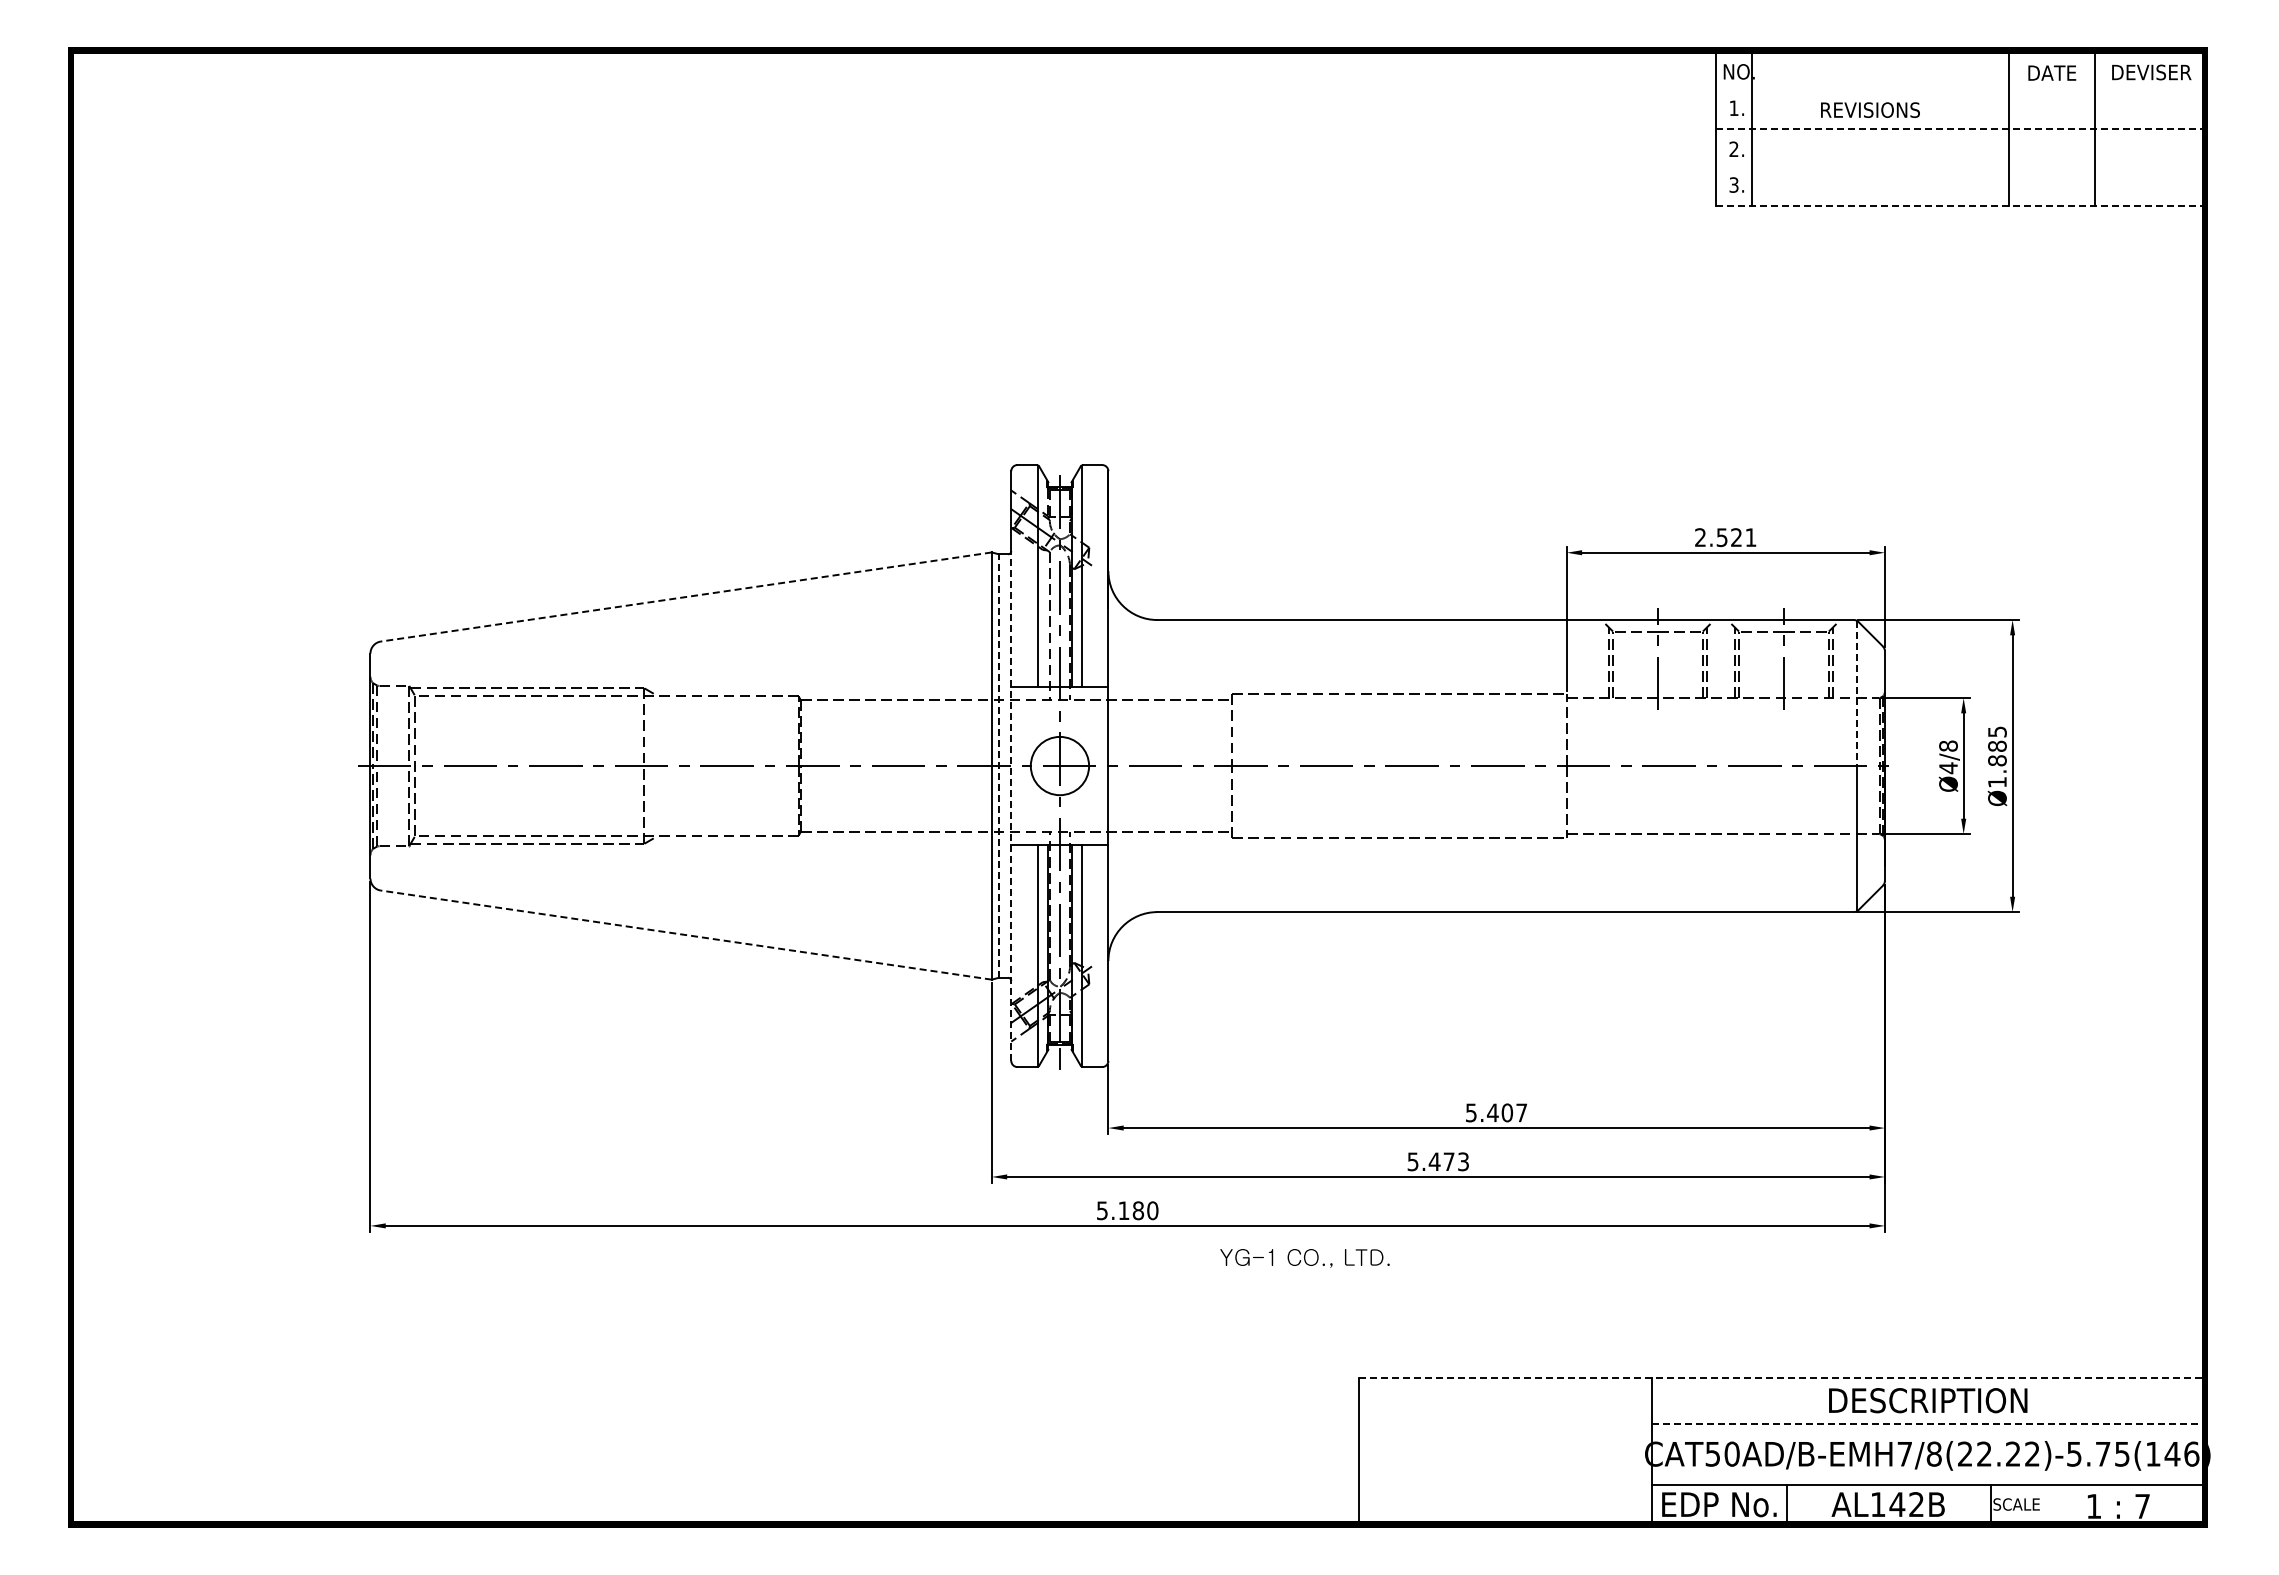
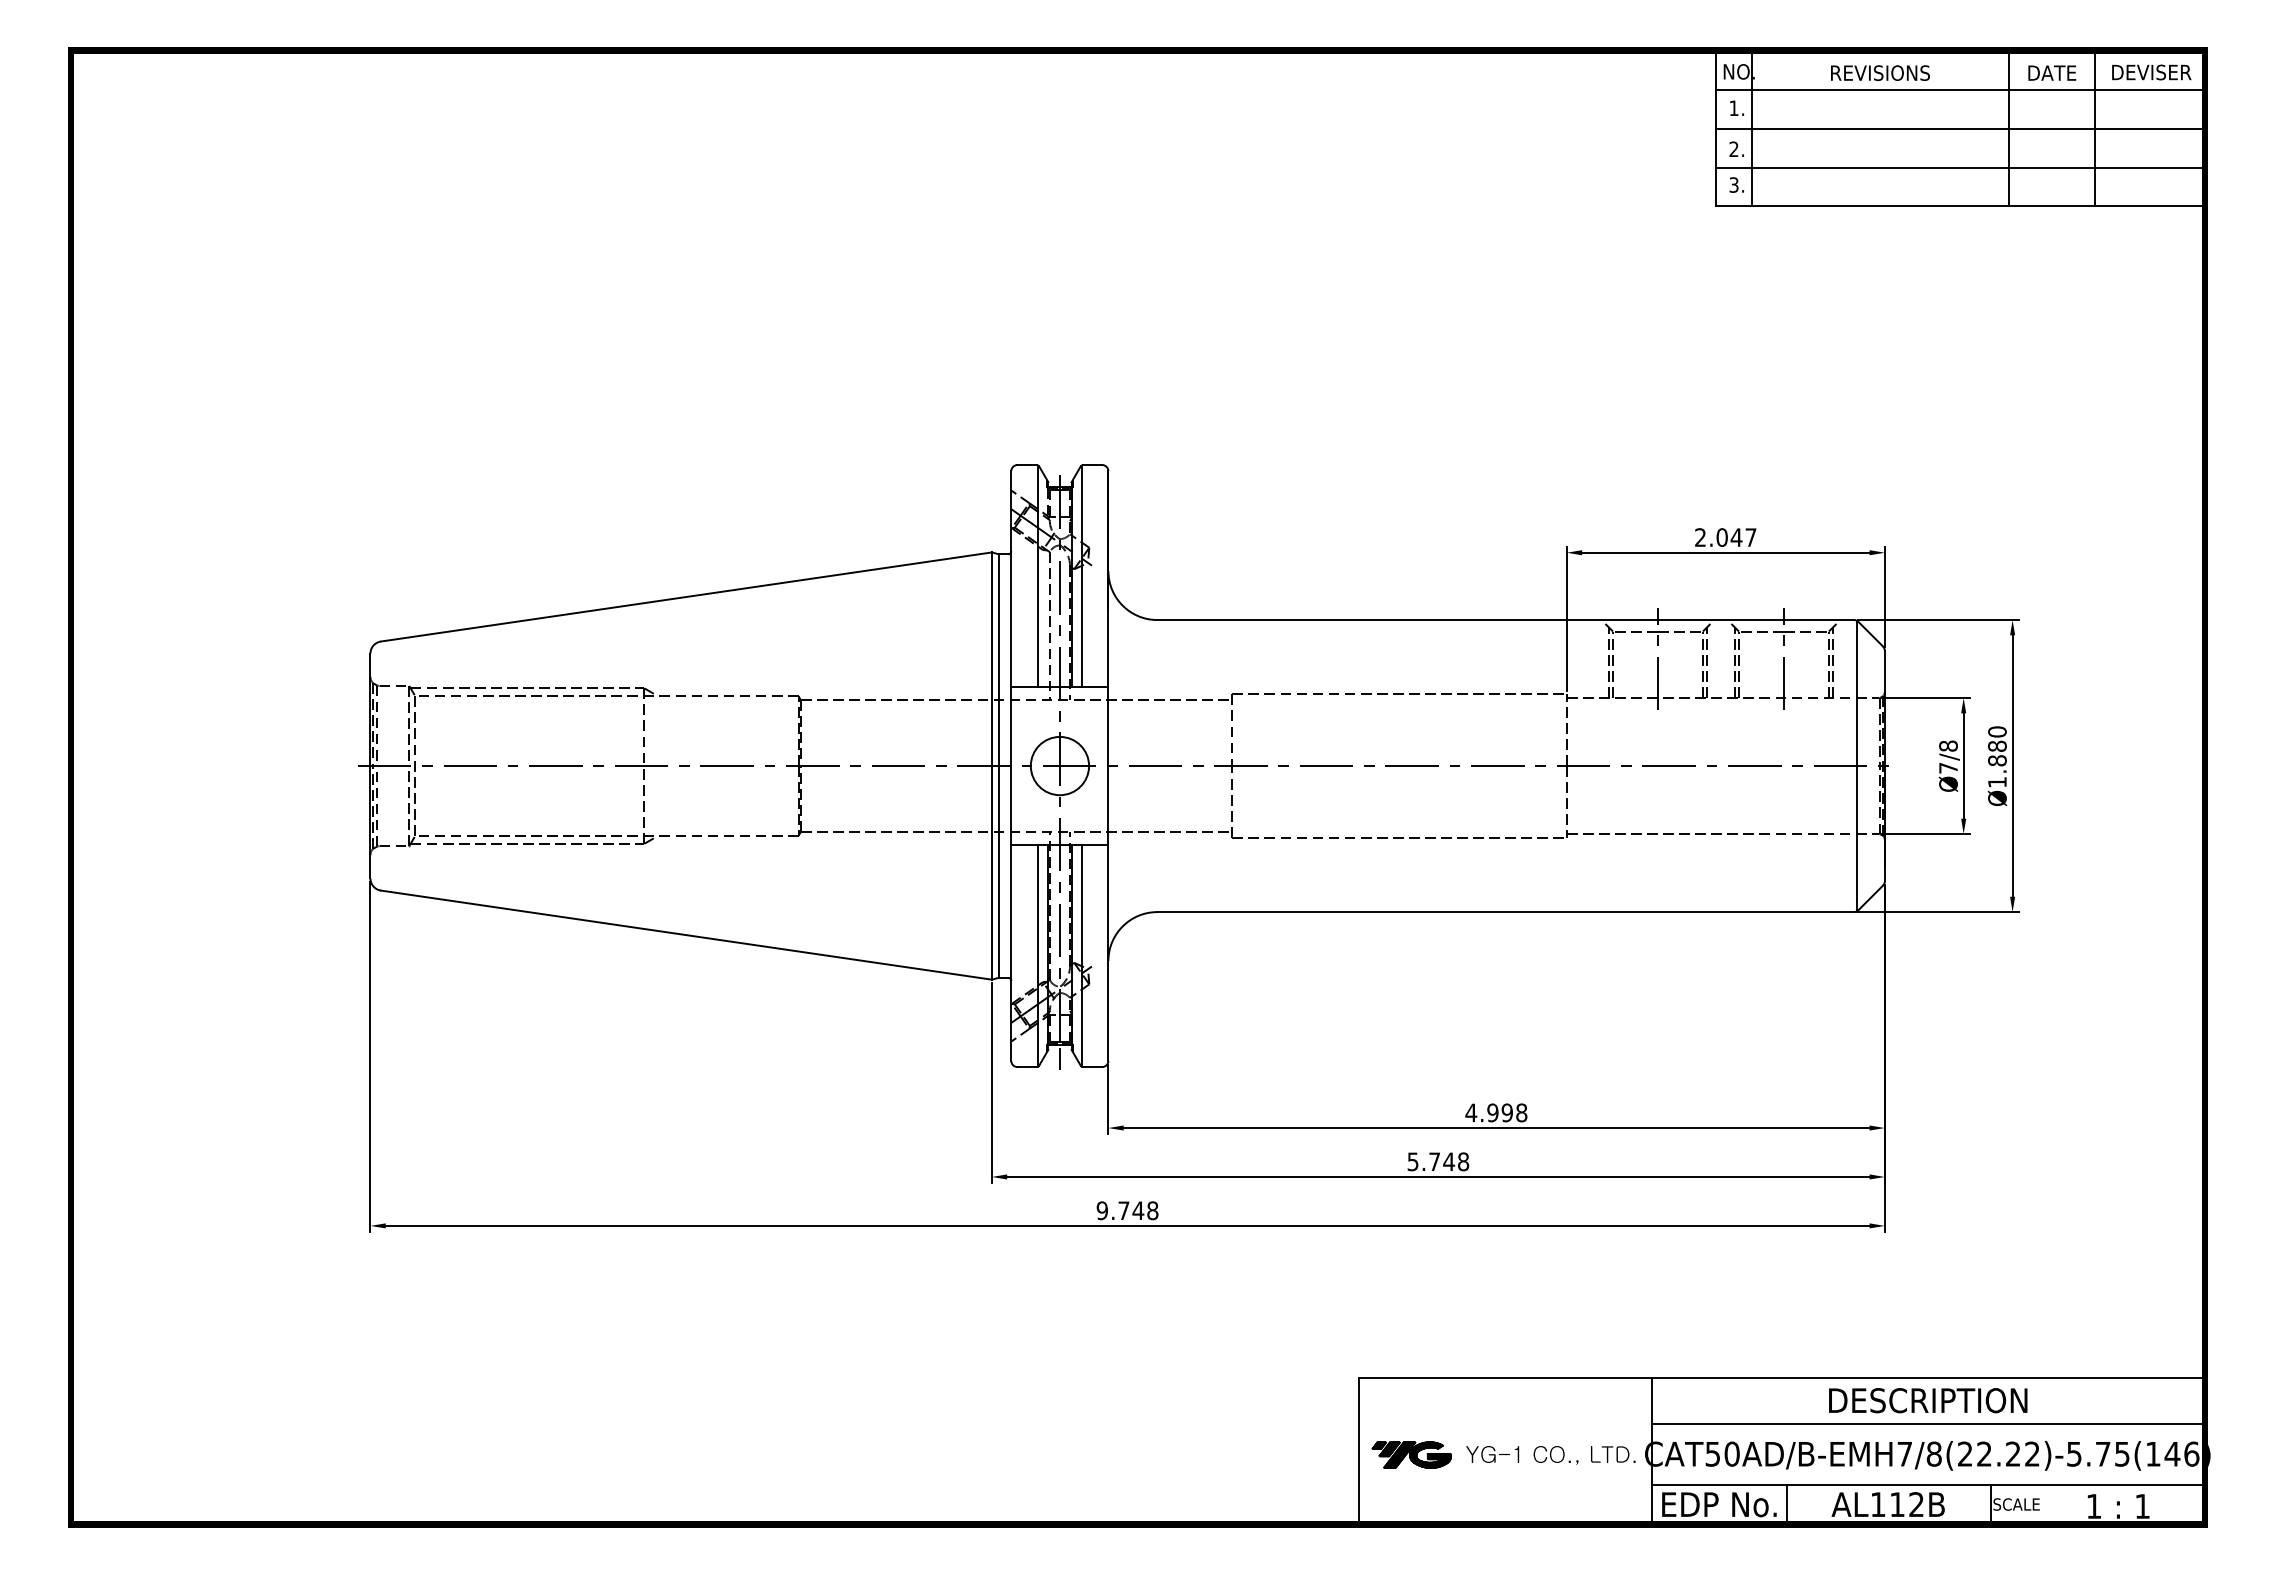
line: none -> present (1959, 89)
text position: (1870, 109) -> (1880, 72) (1880, 72)
line: dashed -> solid (1960, 128)
line: none -> present (1959, 167)
line: dashed -> solid (1960, 205)
text: 2.521 -> 2.047 (1736, 537)
line: dashed -> solid (686, 597)
line: dashed -> solid (1856, 693)
text: Ø1.885 -> Ø1.880 (1997, 731)
line: dashed -> solid (998, 766)
text: Ø4/8 -> Ø7/8 (1948, 768)
line: dashed -> solid (1011, 806)
line: dashed -> solid (686, 935)
text: 5.407 -> 4.998 (1496, 1112)
text: 5.473 -> 5.748 (1448, 1161)
text: 5.180 -> 9.748 (1127, 1210)
text position: (1304, 1258) -> (1550, 1455) (1550, 1455)
line: dashed -> solid (1782, 1377)
line: dashed -> solid (1928, 1423)
part: none -> present (1411, 1454)
text: AL142B -> AL112B (1897, 1504)
text: 7 -> 1 (2142, 1506)
